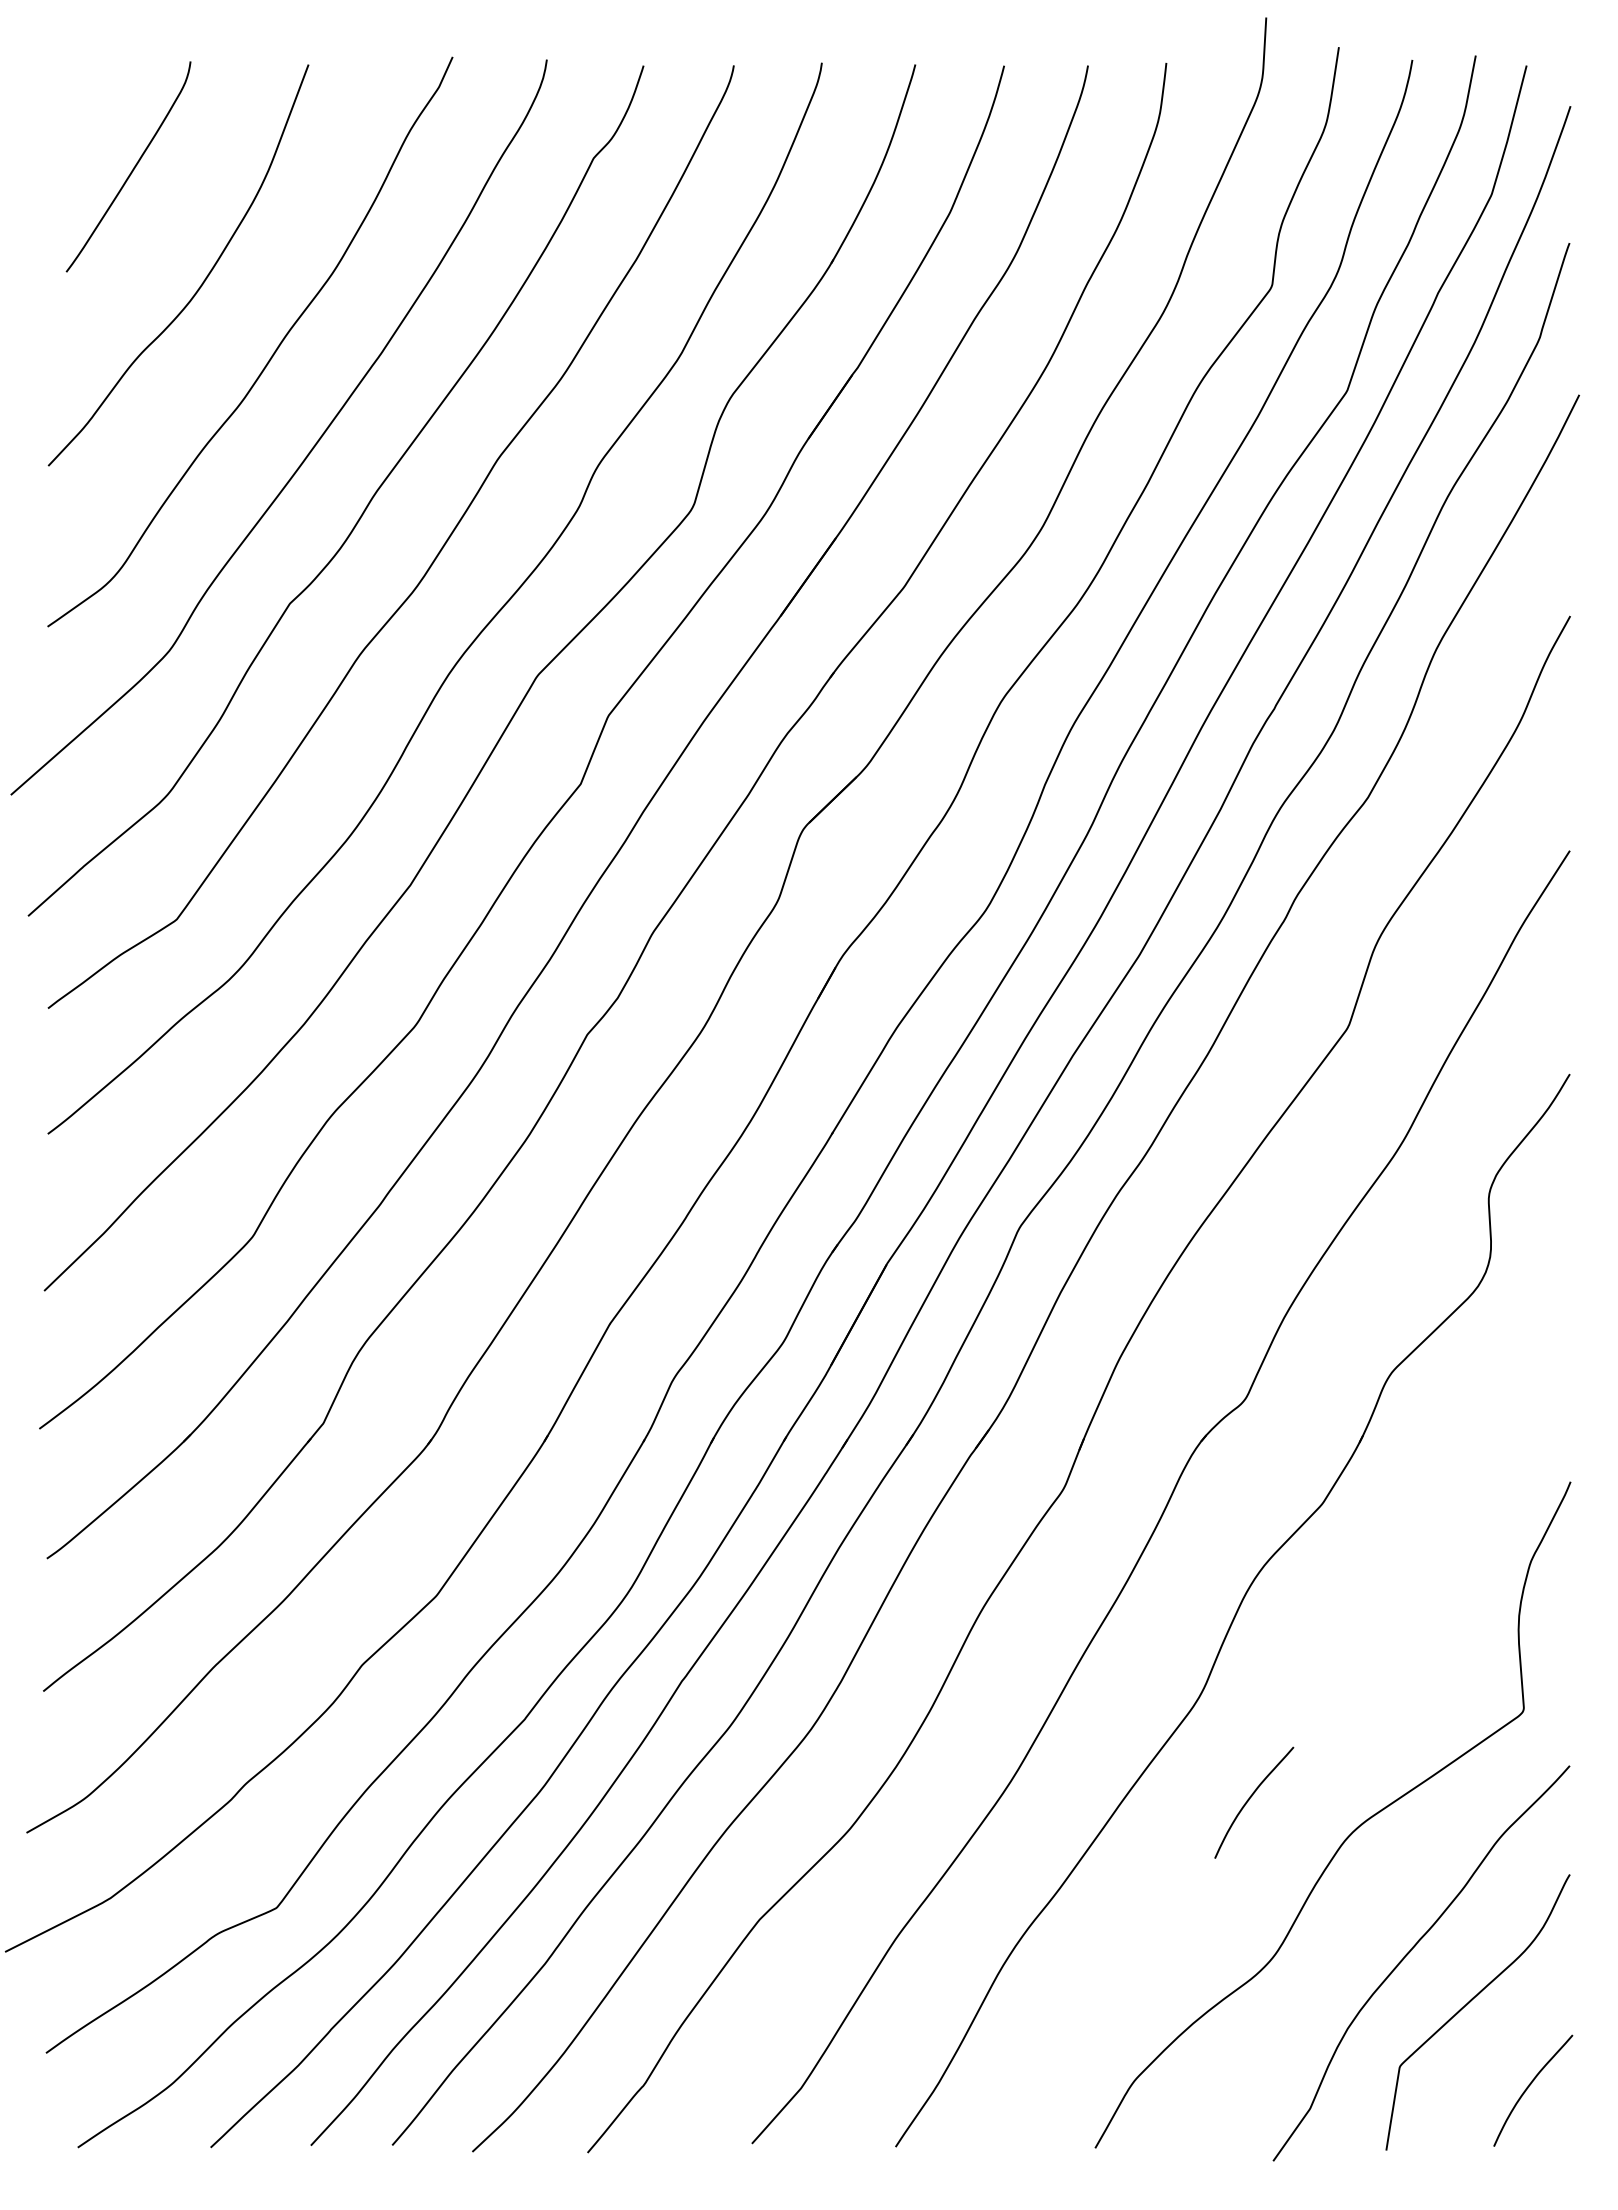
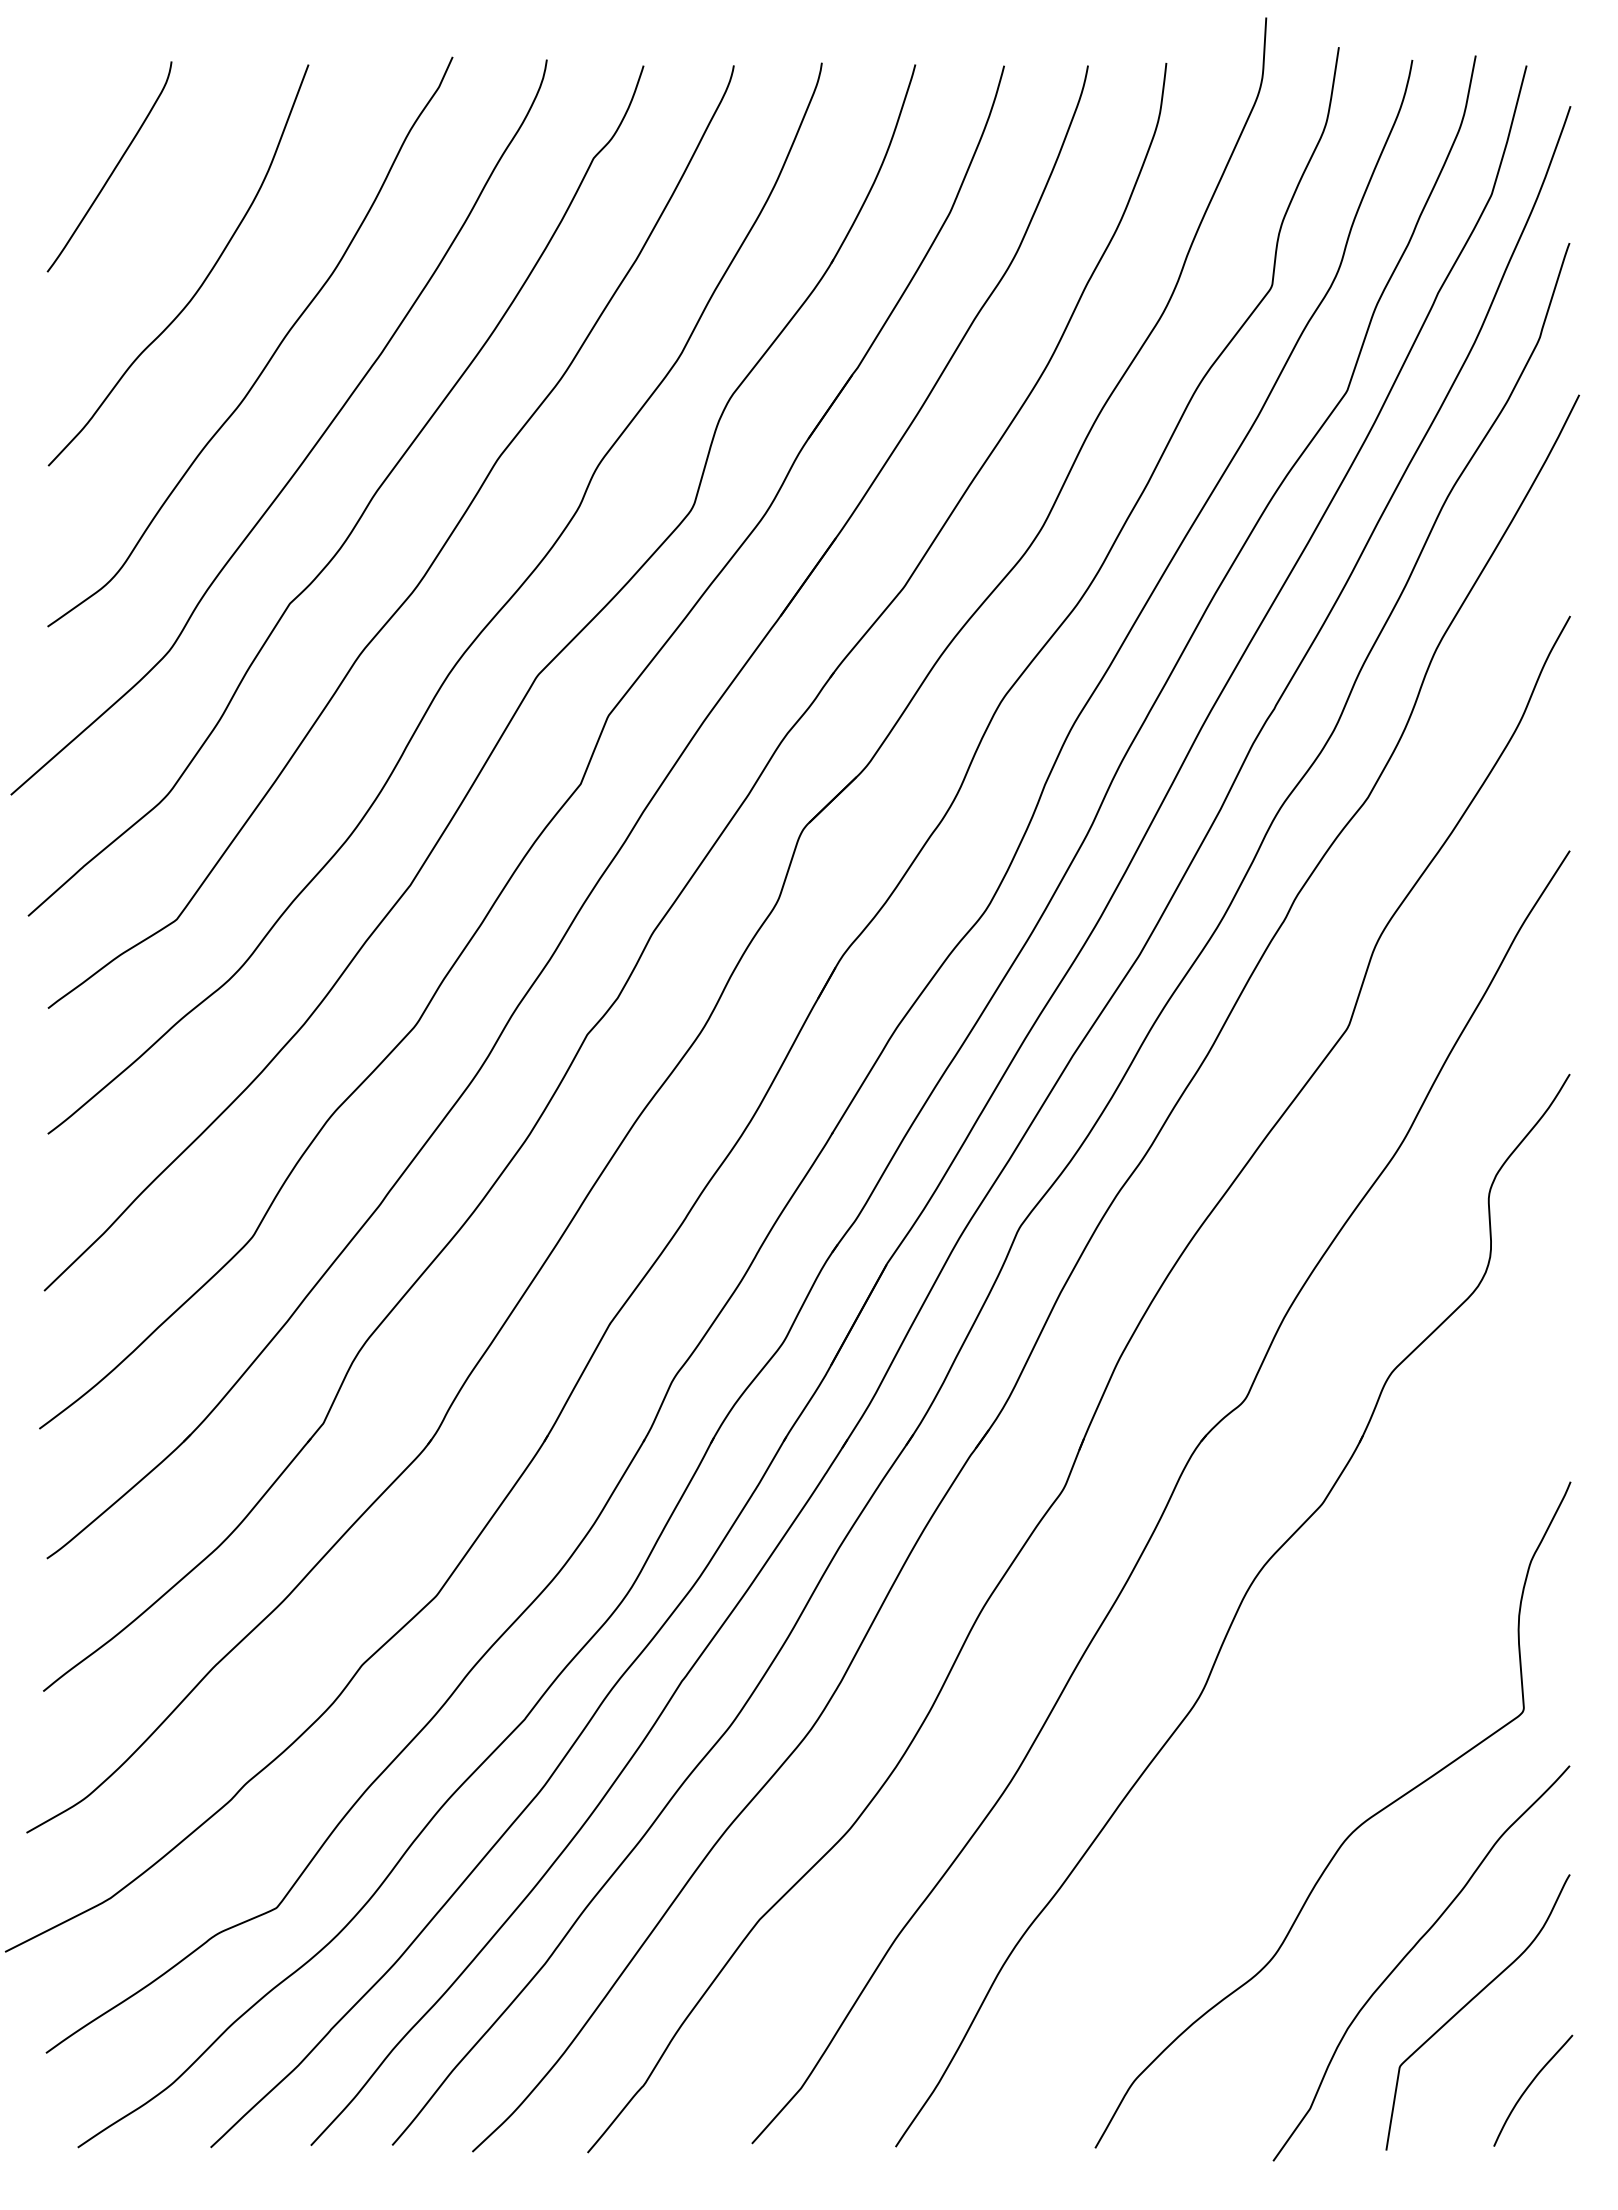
curve position: (132, 169) -> (113, 169) (113, 169)
curve: present -> none (1249, 1800)
